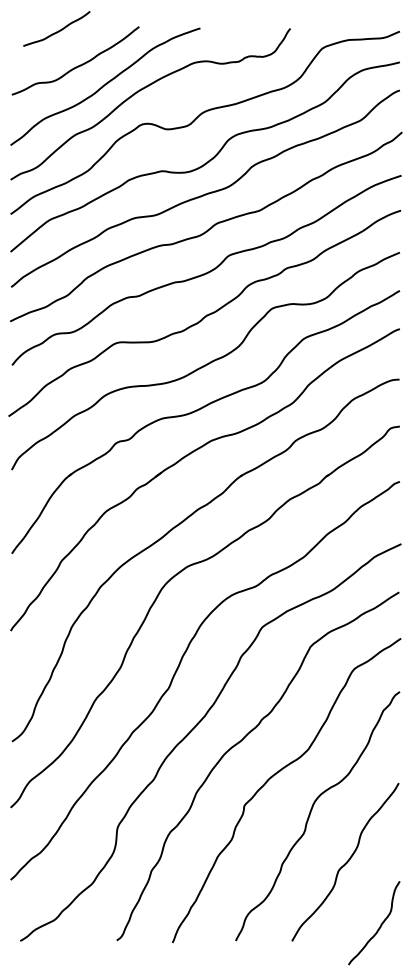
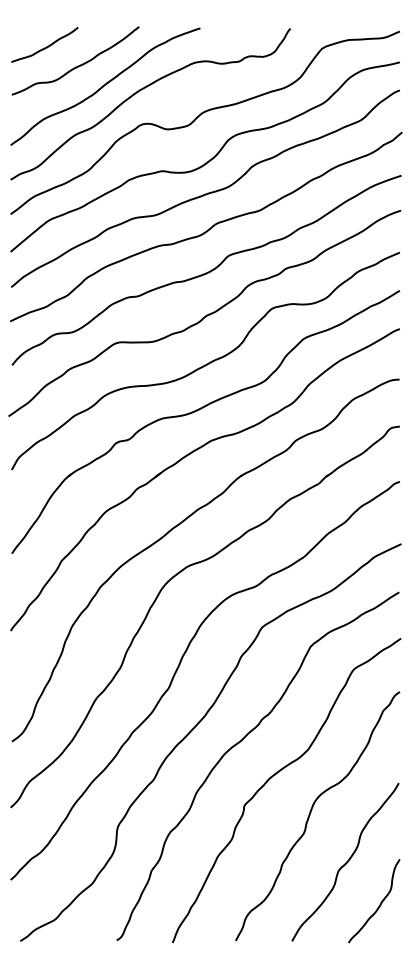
curve position: (58, 30) -> (46, 46) (46, 46)
curve position: (379, 926) -> (379, 904) (379, 904)
